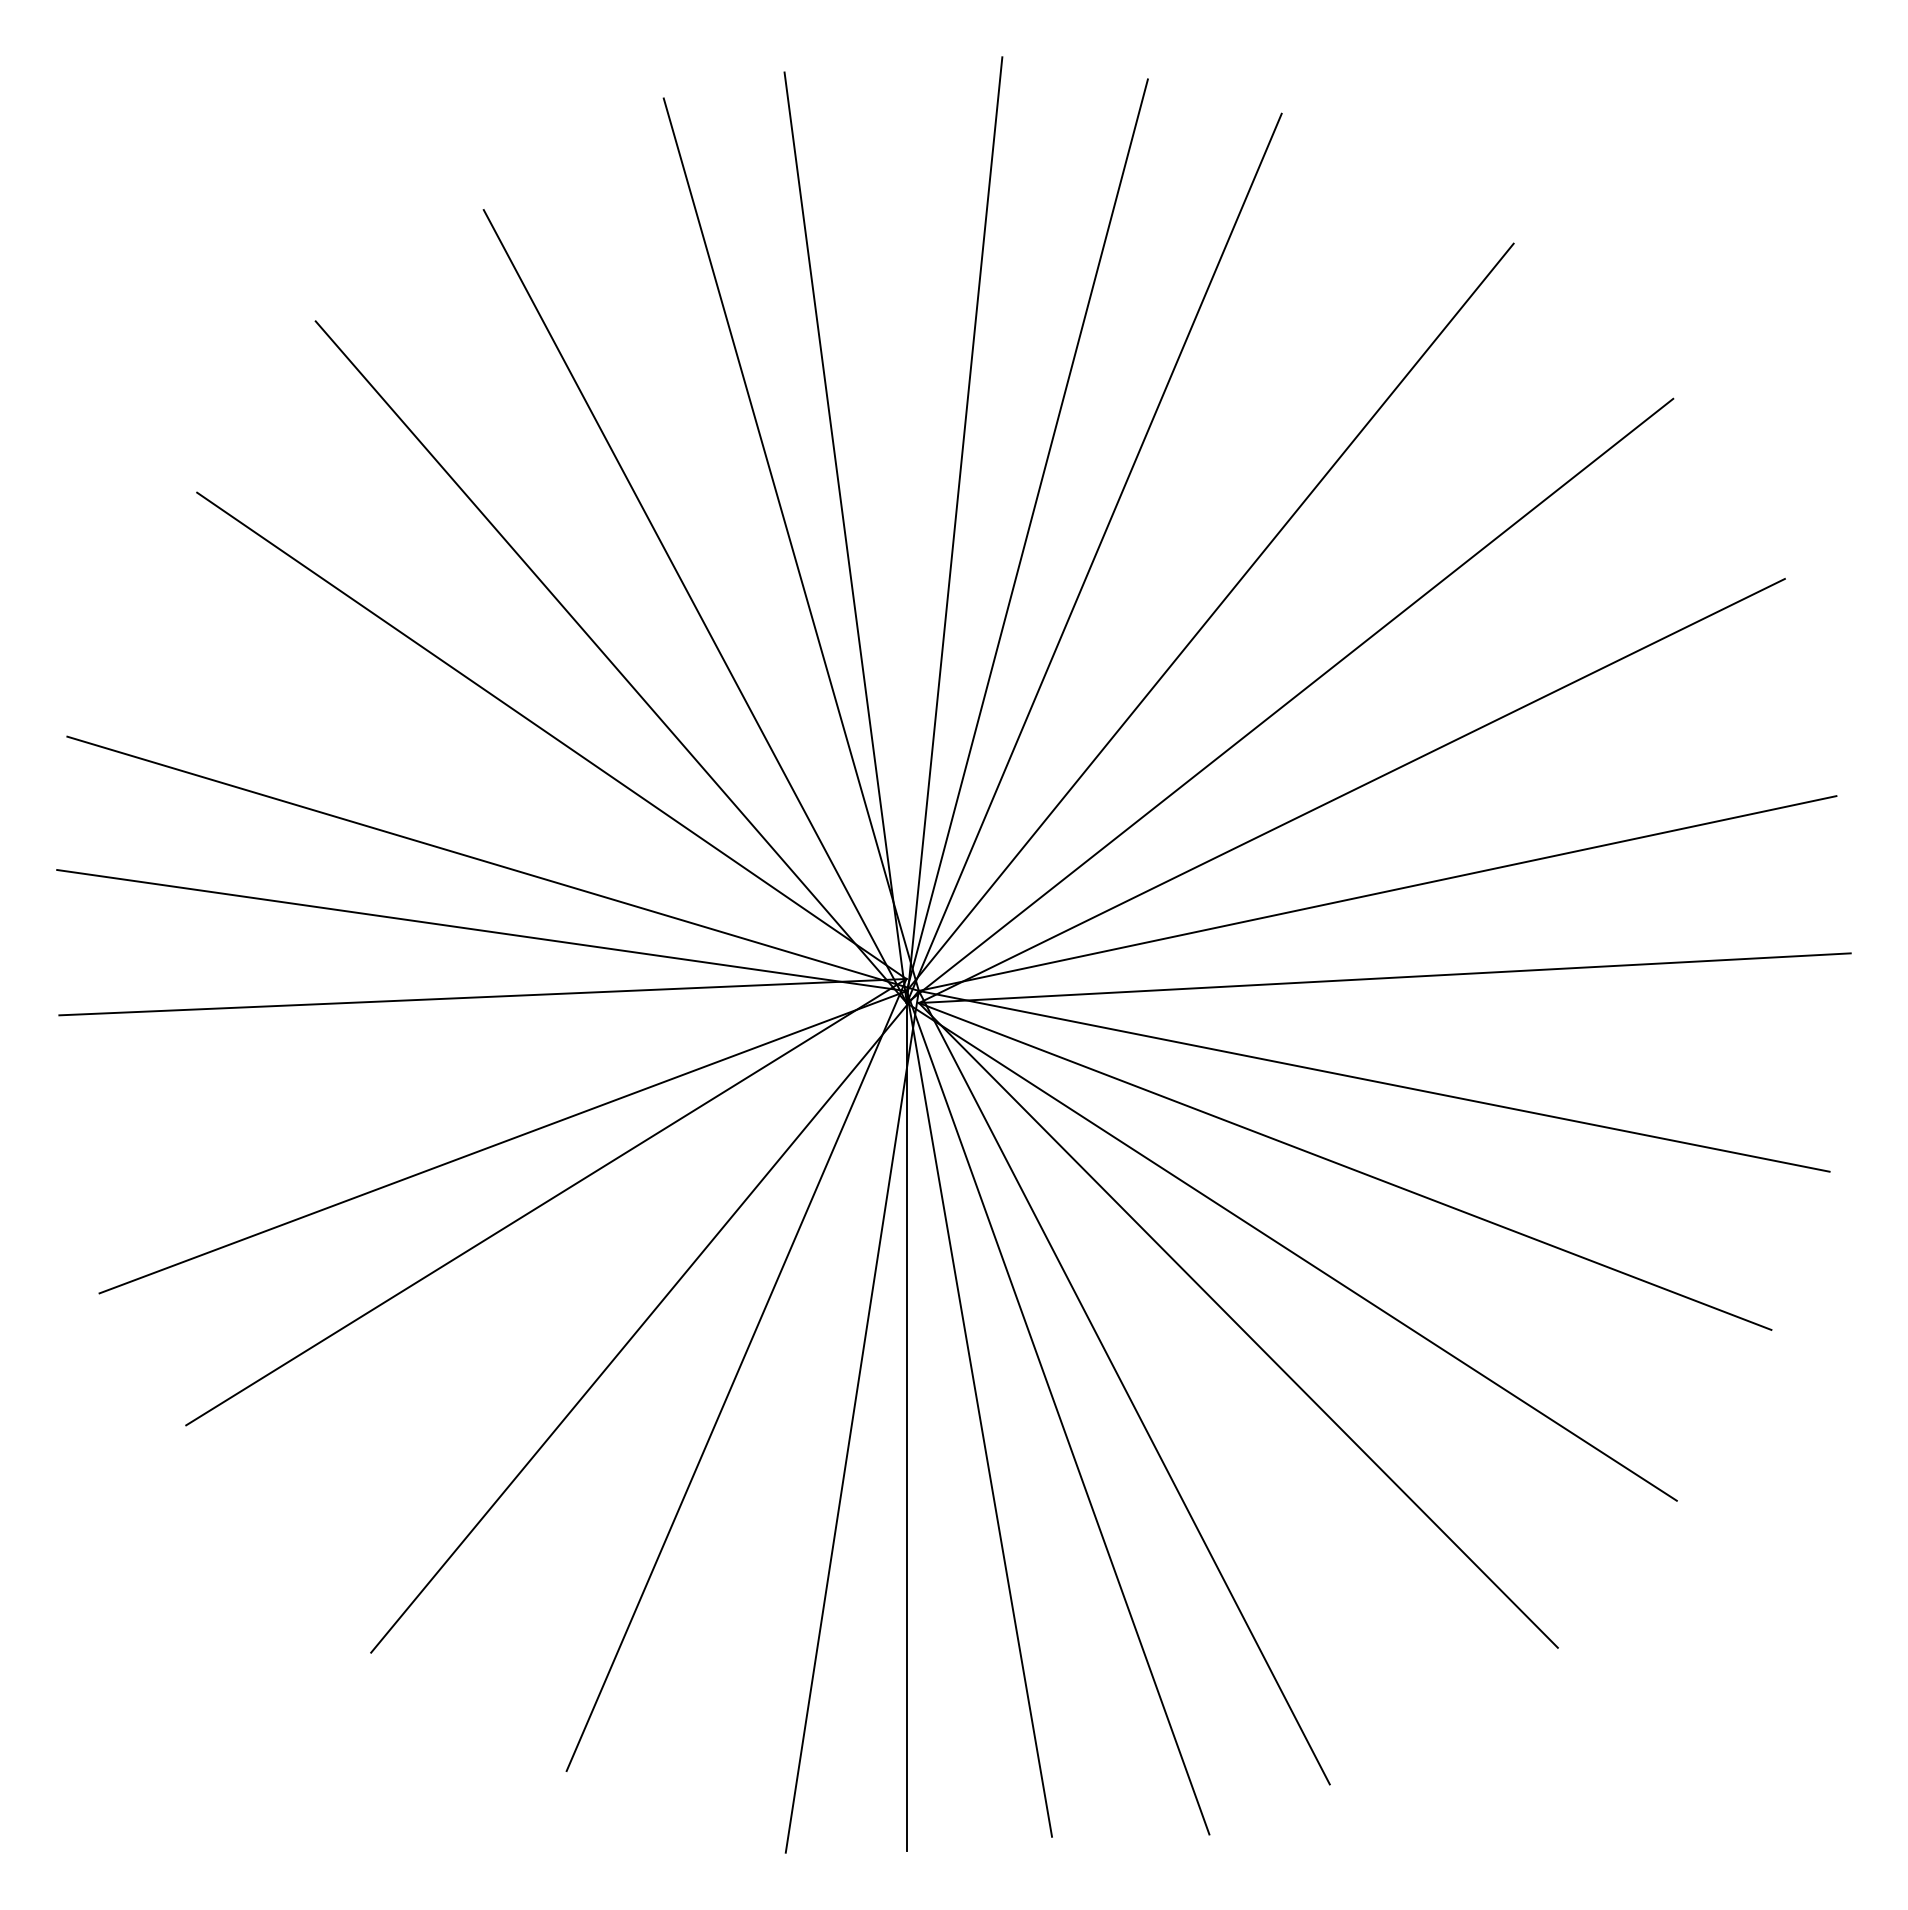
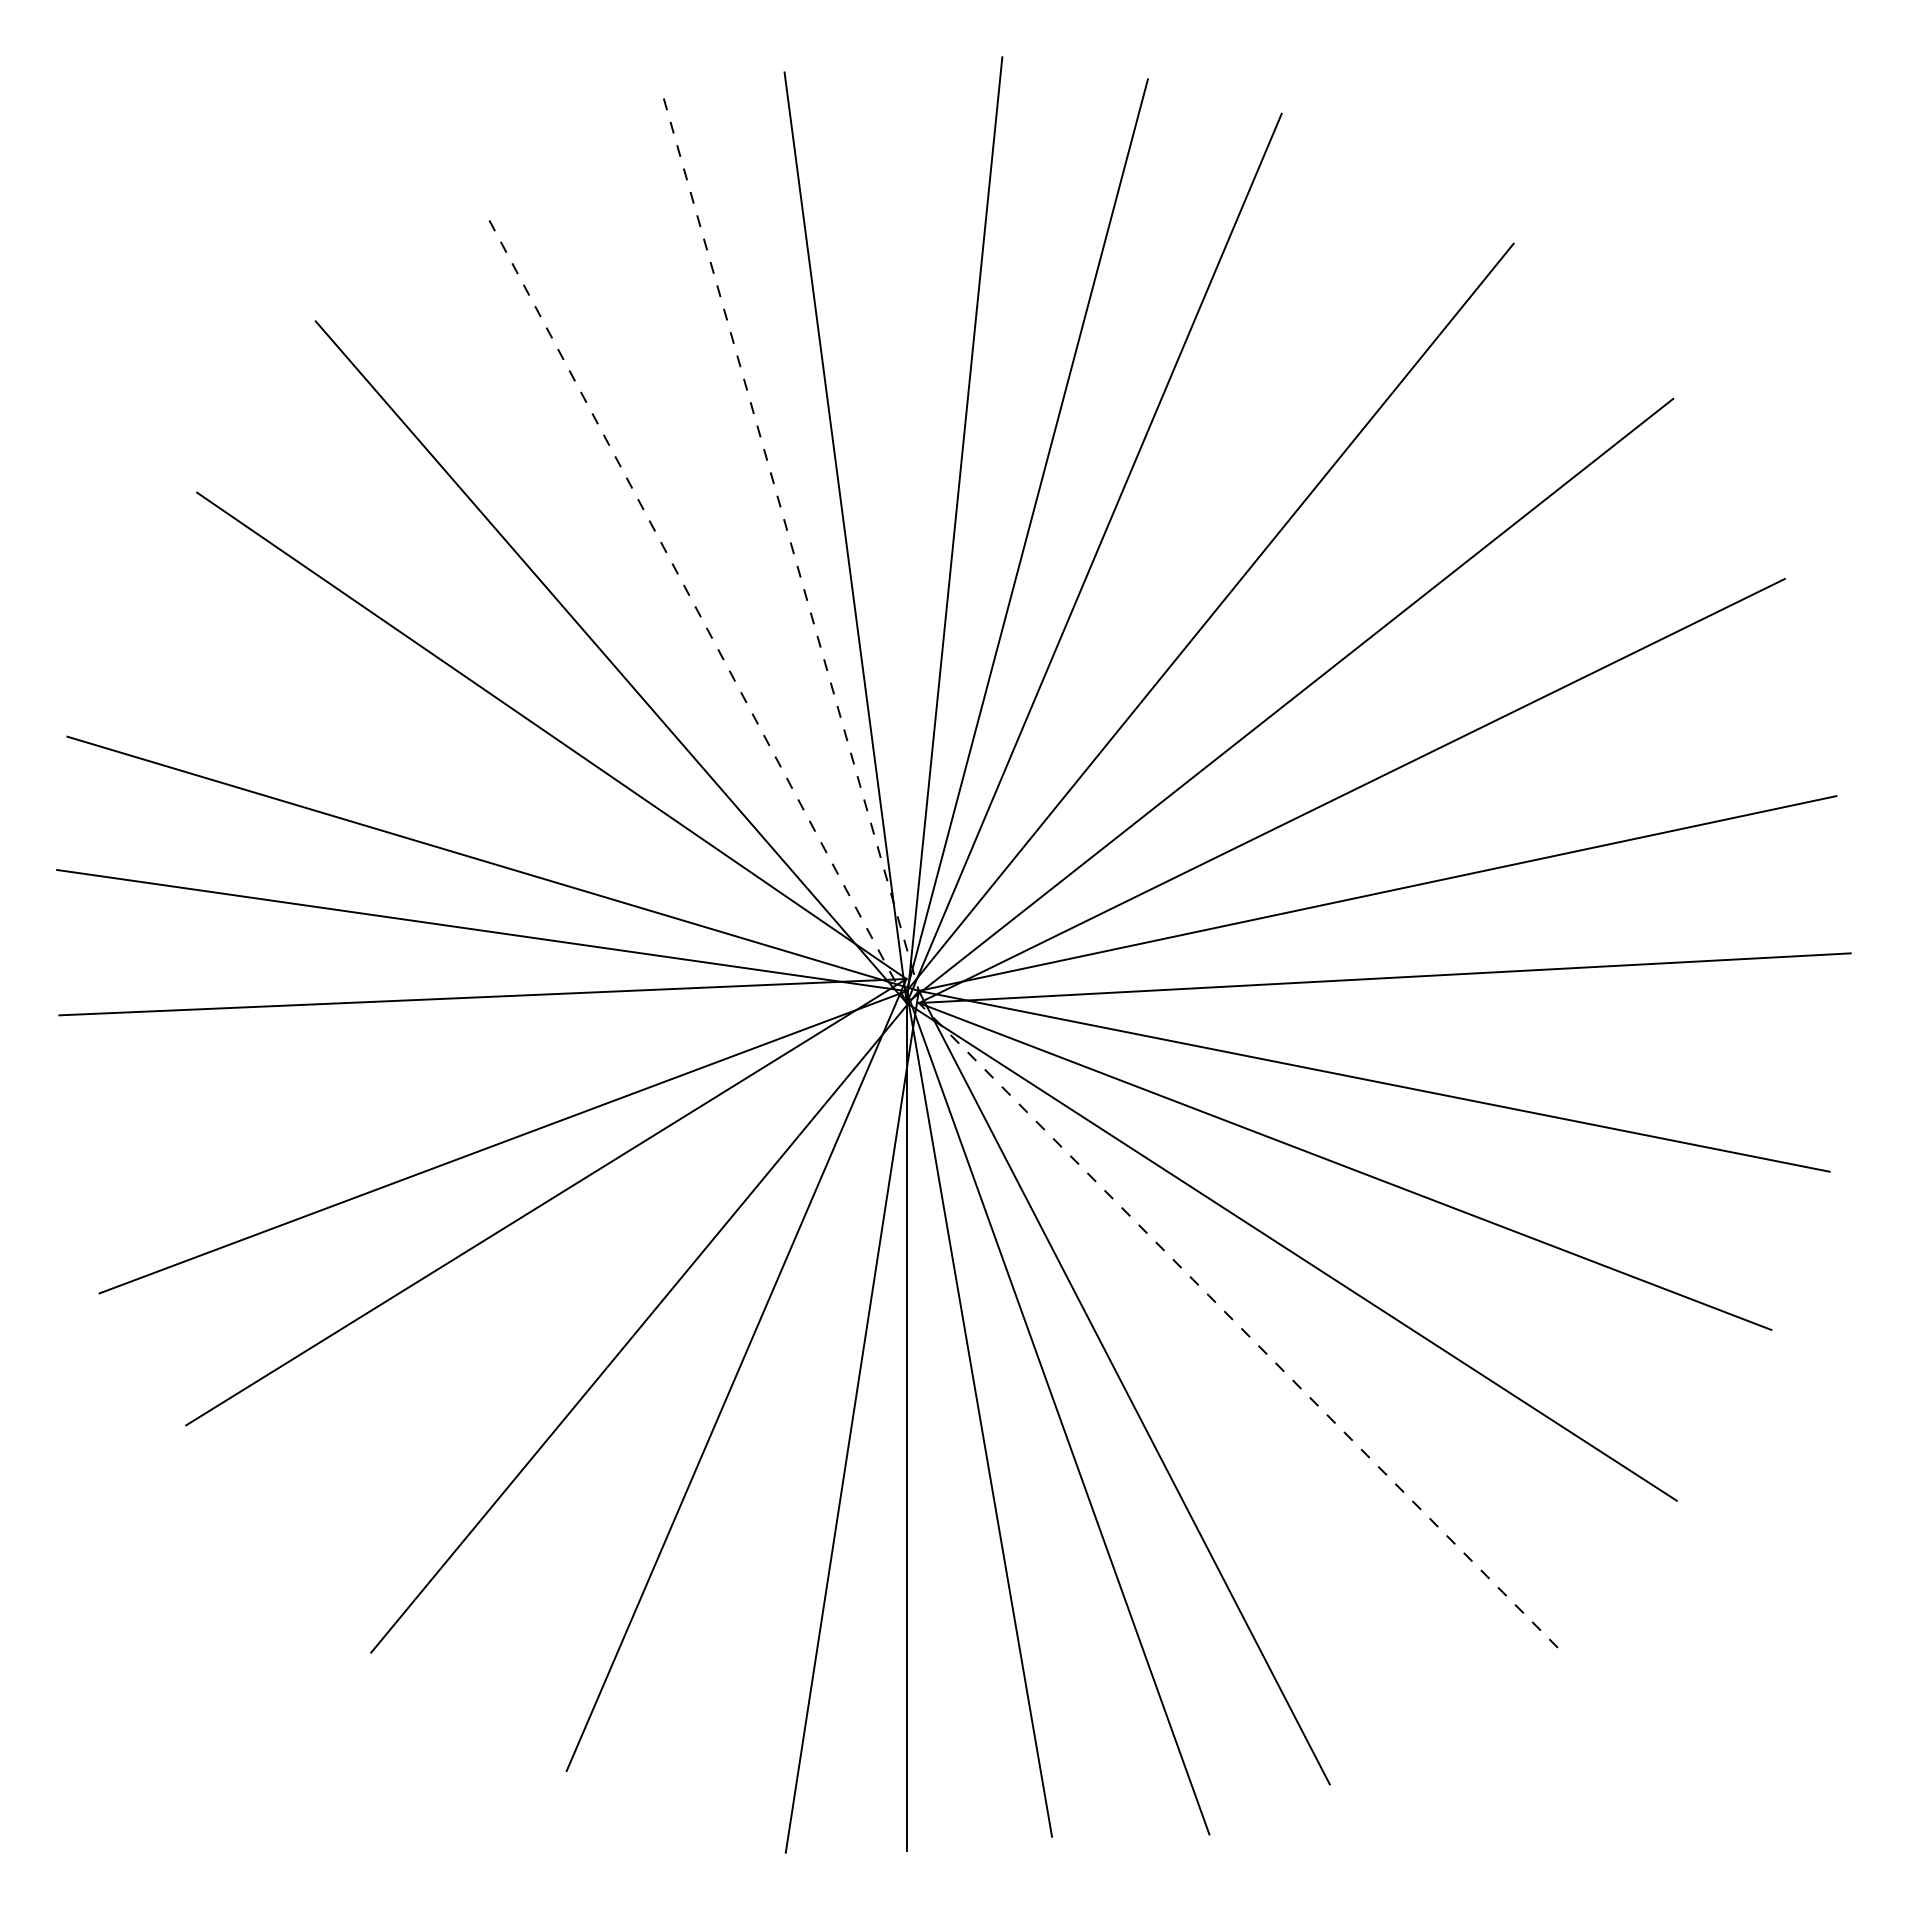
line: solid -> dashed (791, 545)
line: solid -> dashed (695, 606)
line: solid -> dashed (1238, 1325)
